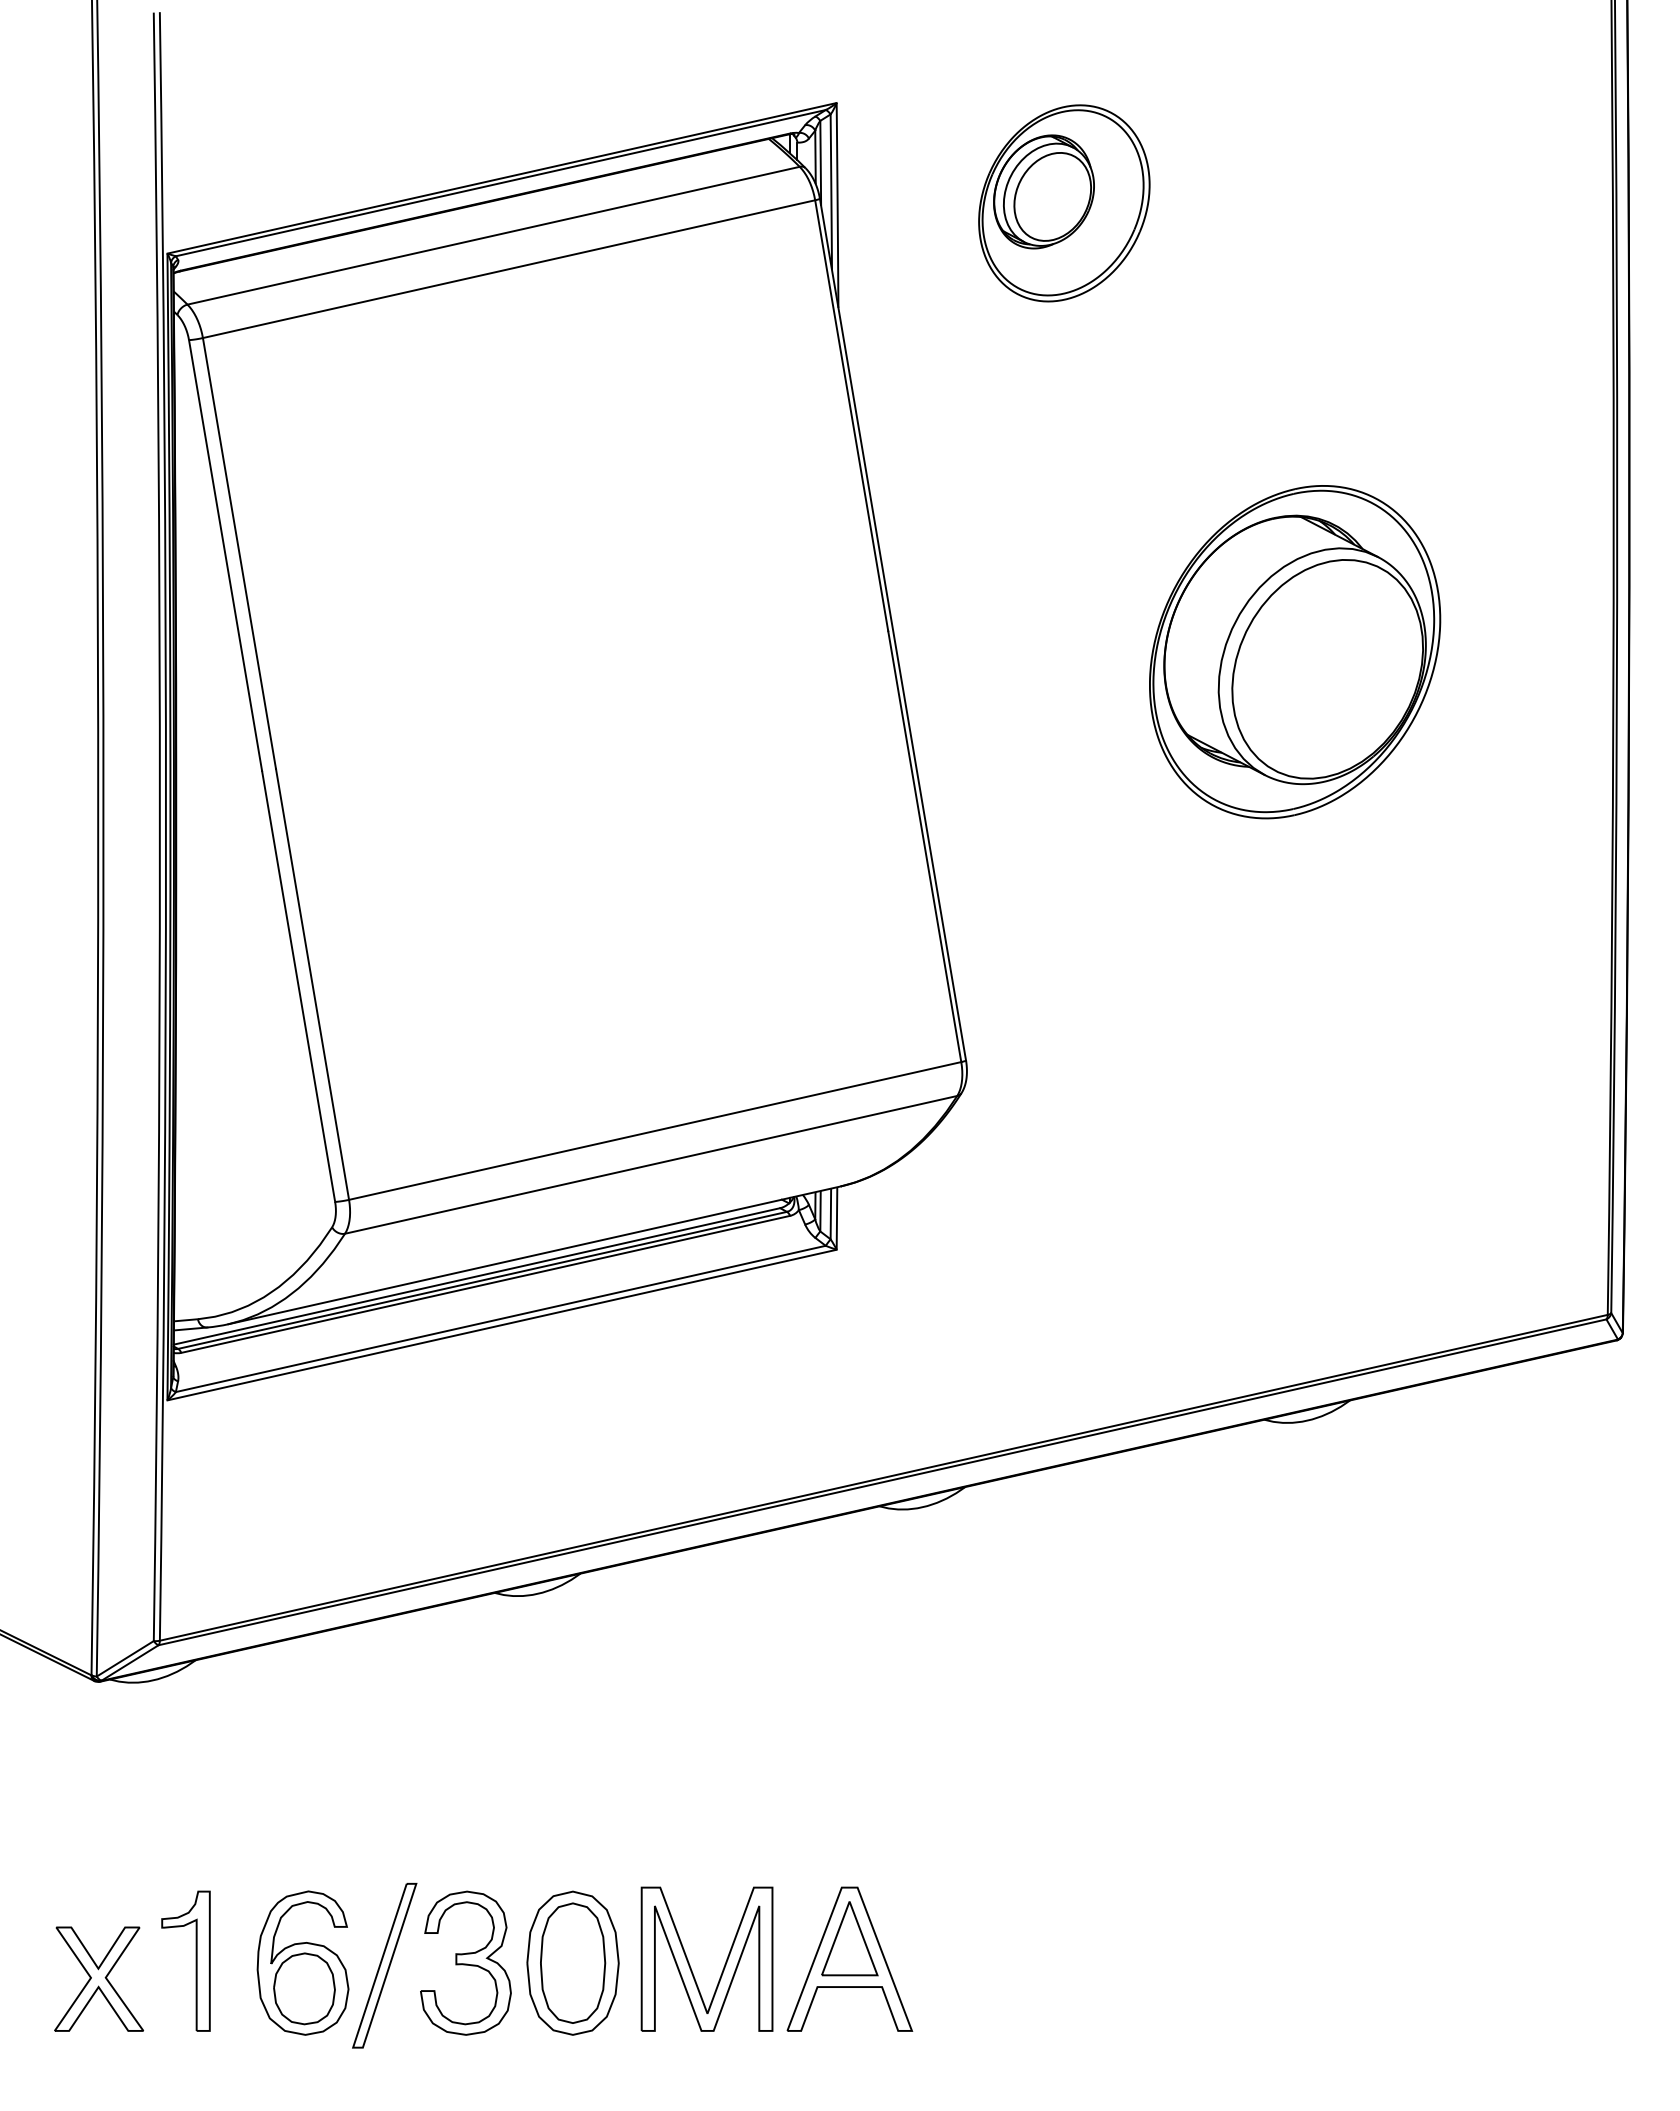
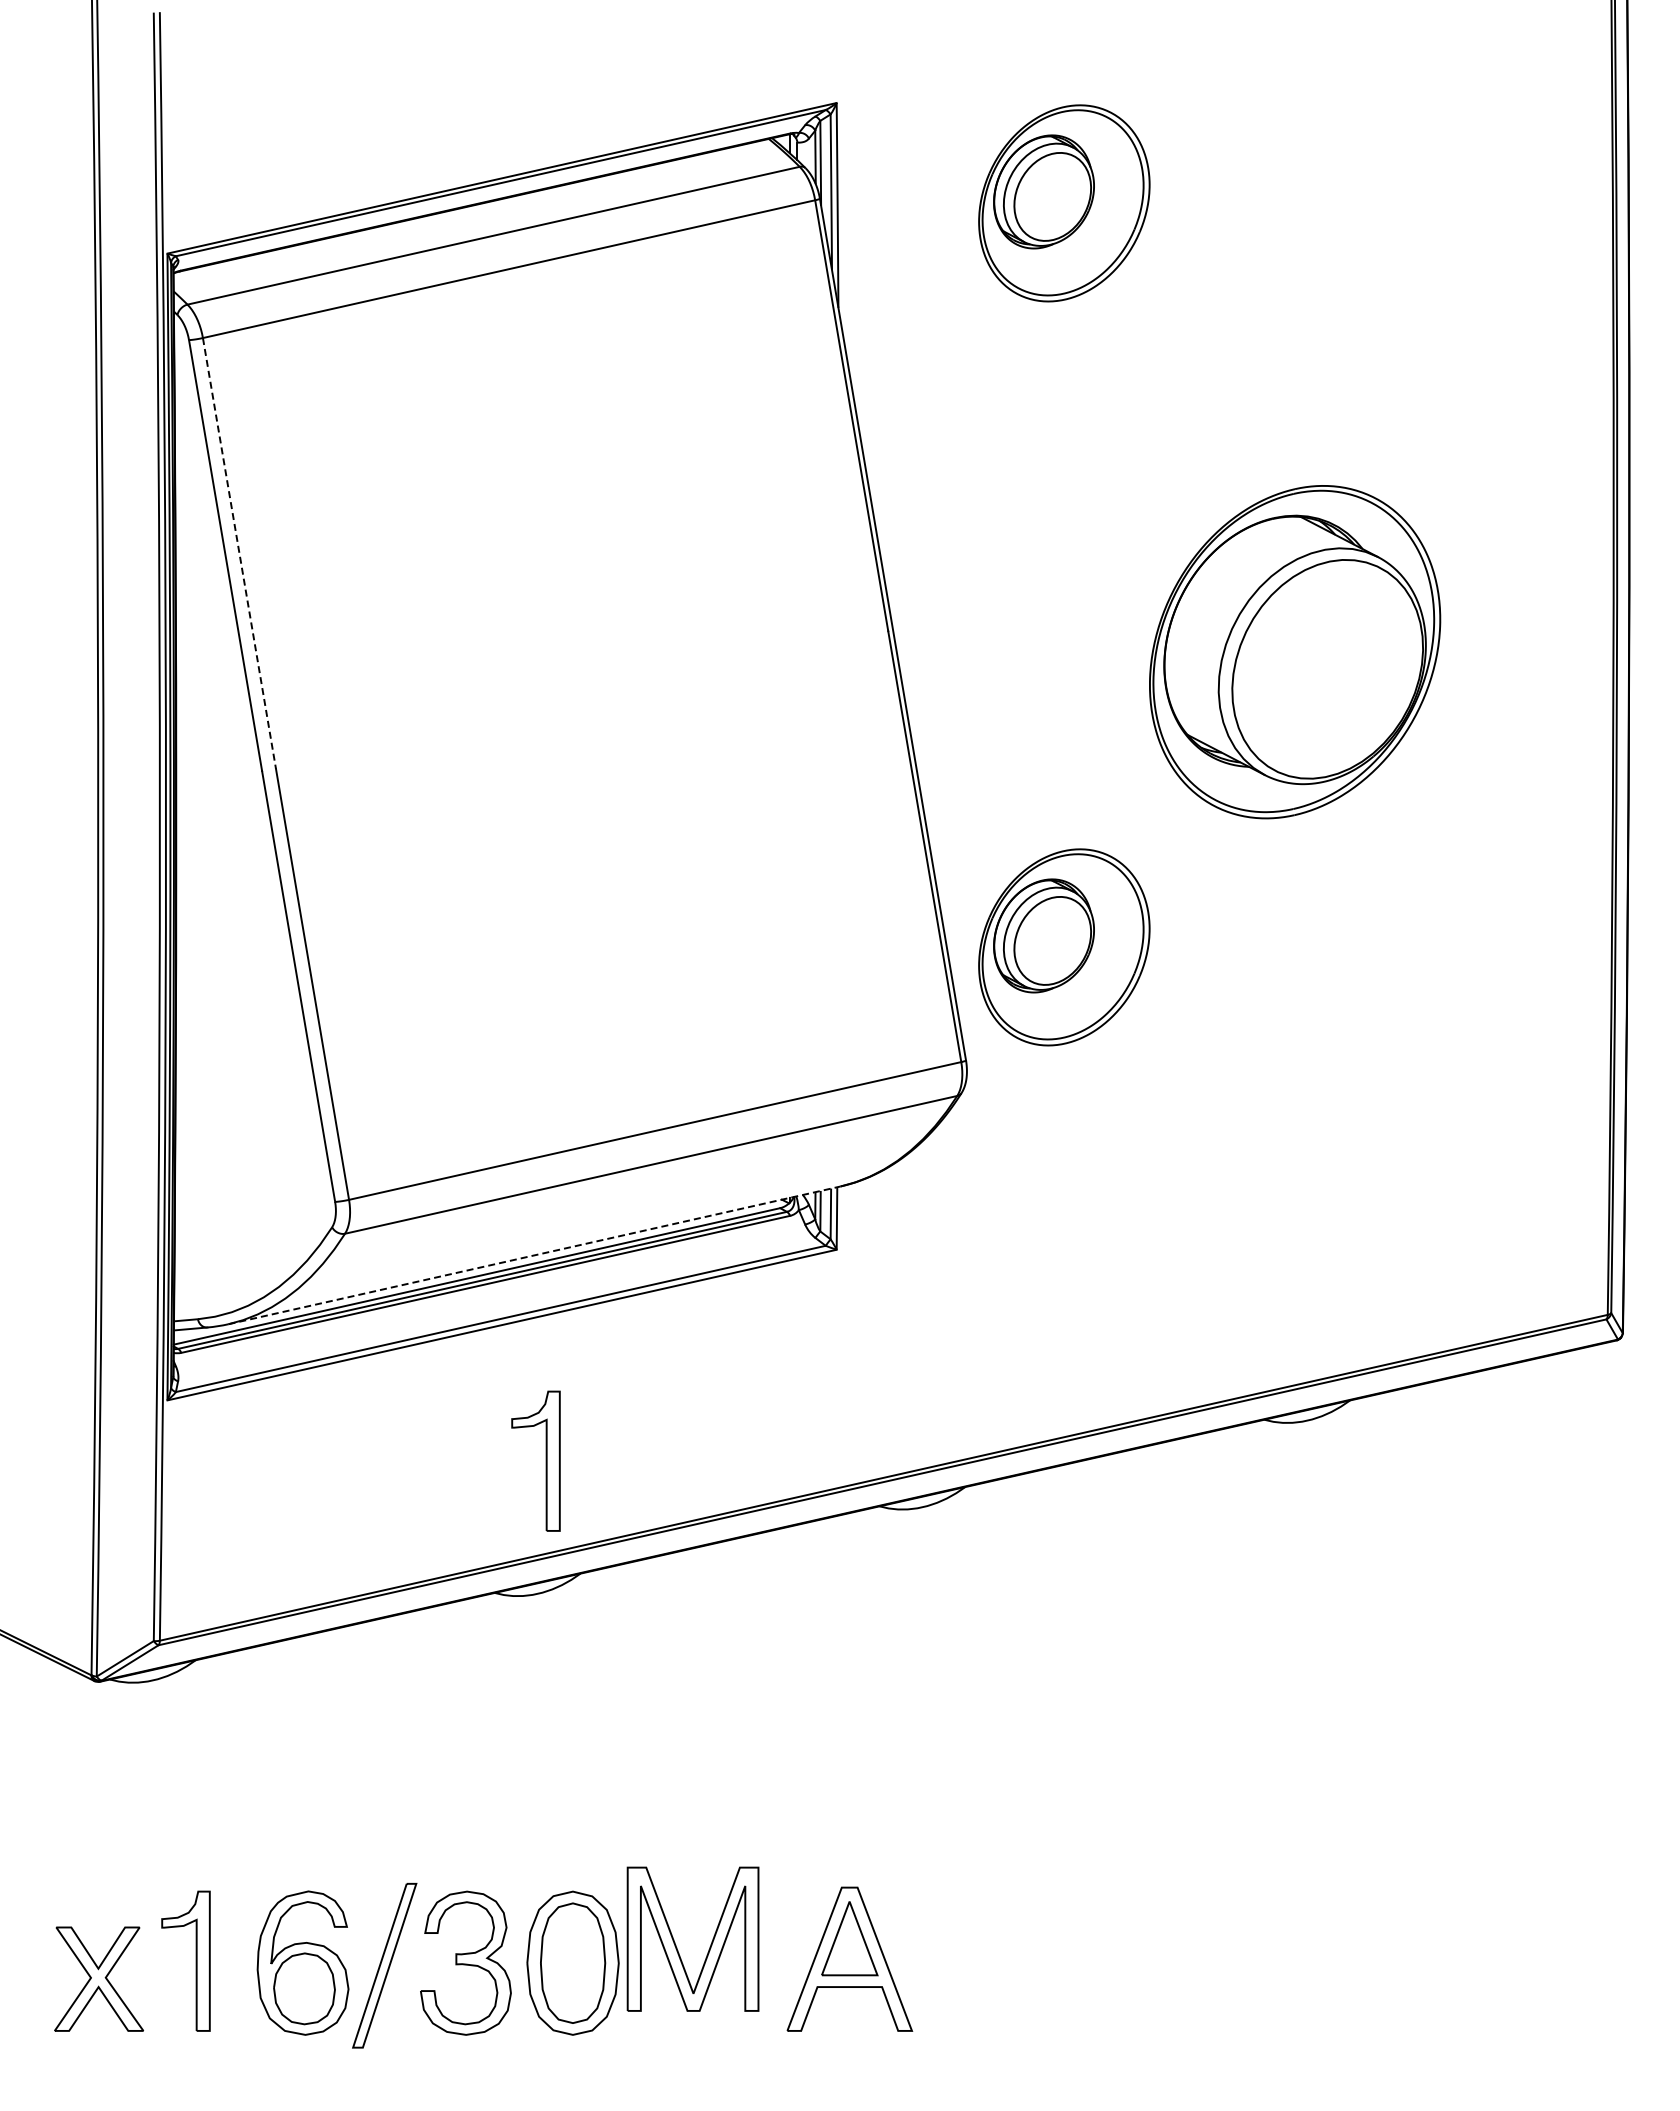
line: solid -> dashed (239, 553)
part: none -> present (1064, 947)
line: solid -> dashed (534, 1255)
part: none -> present (545, 1460)
part position: (689, 1962) -> (675, 1942) (675, 1942)
